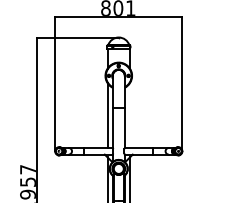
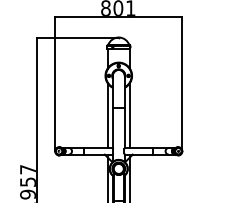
line: none -> present (129, 115)
